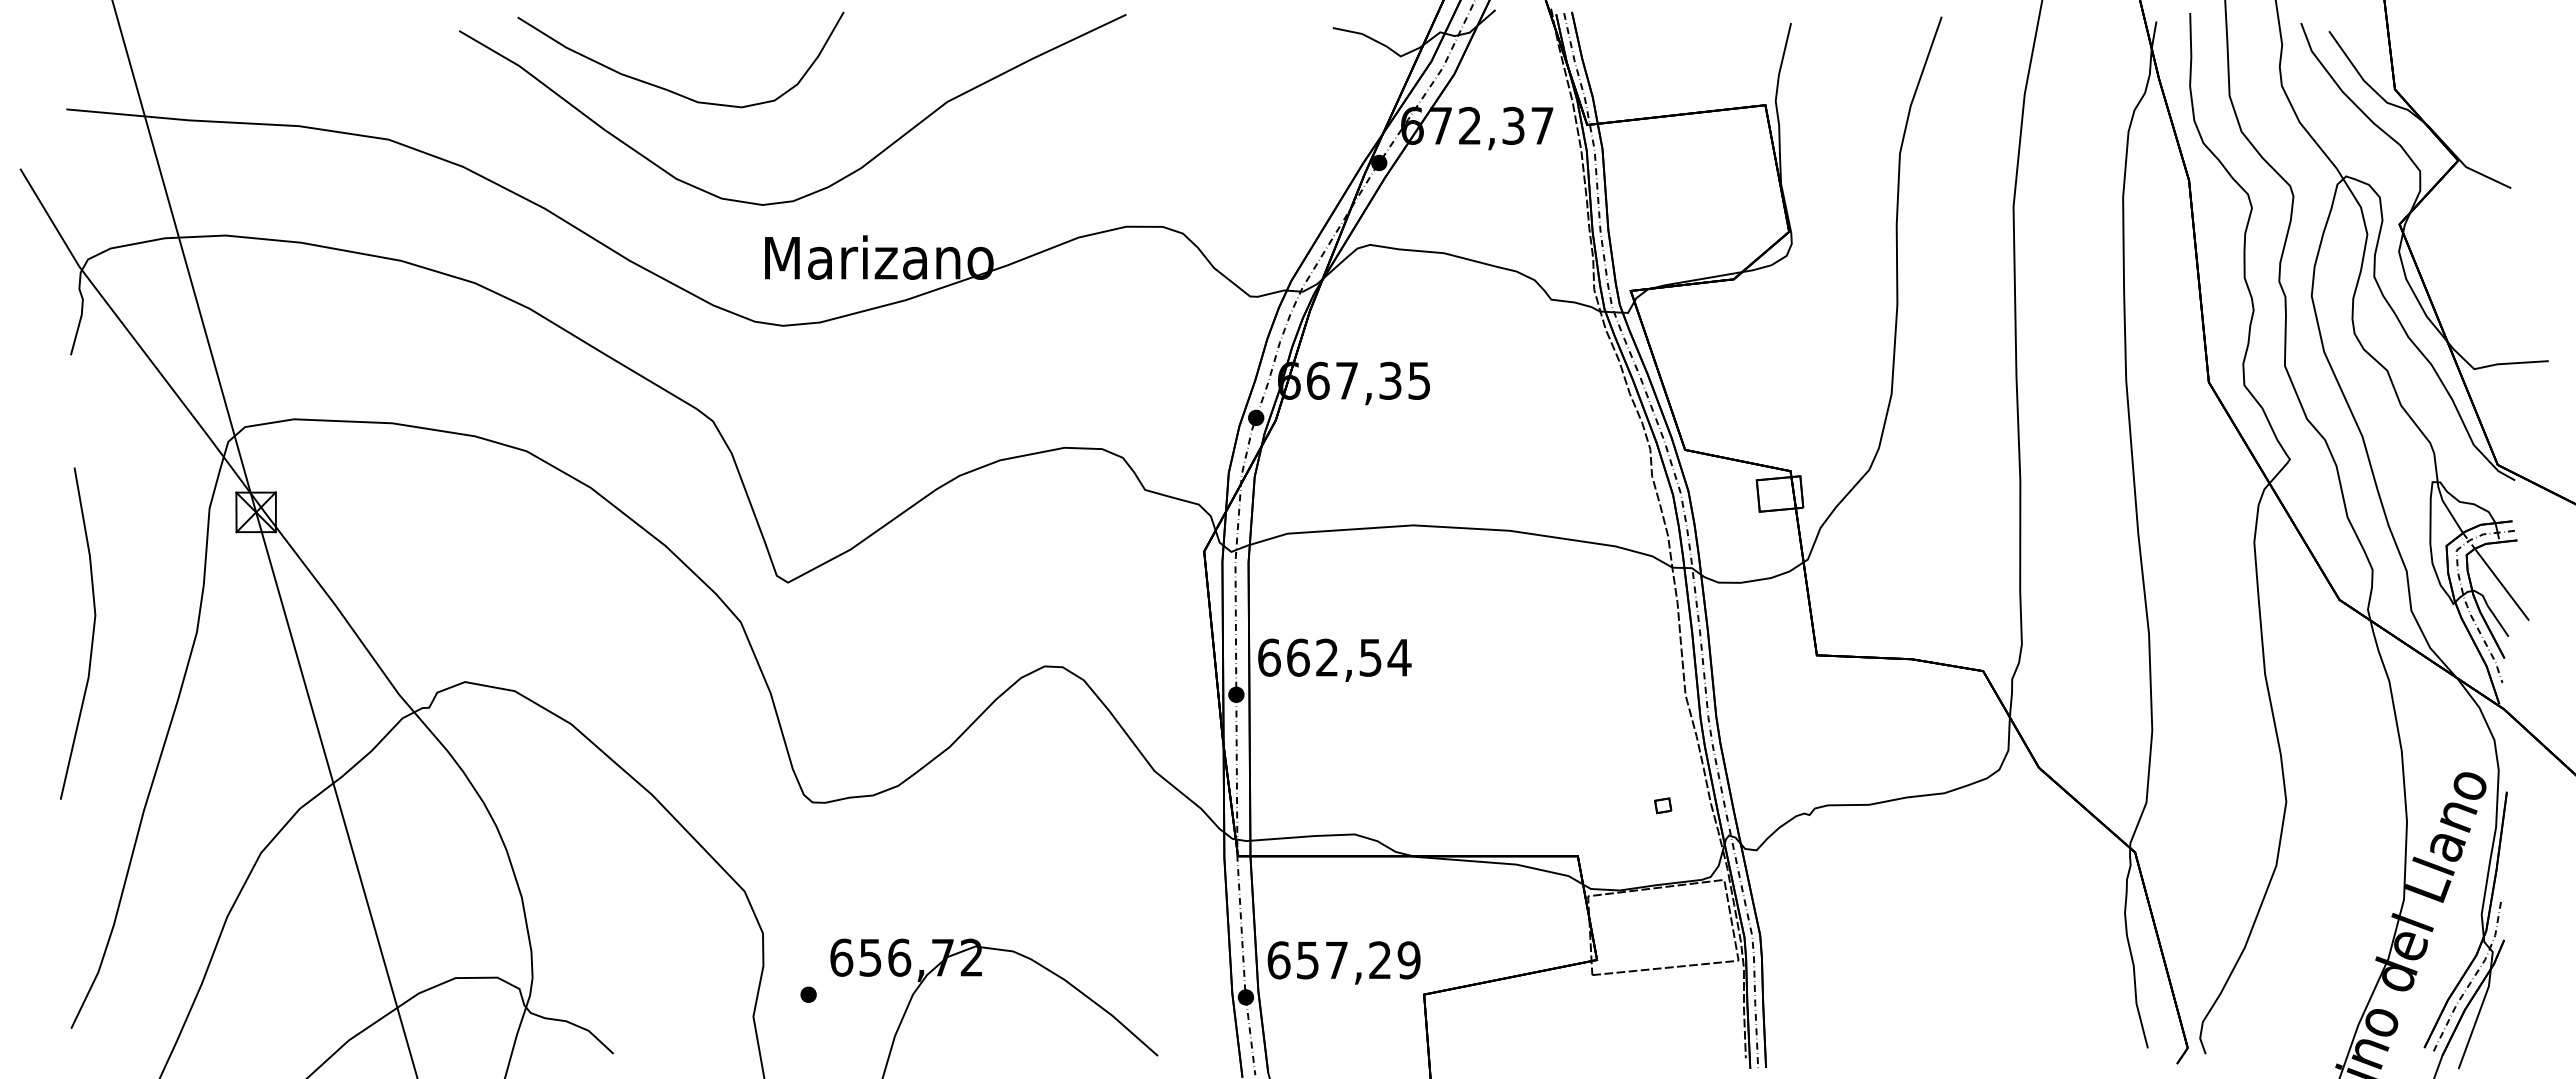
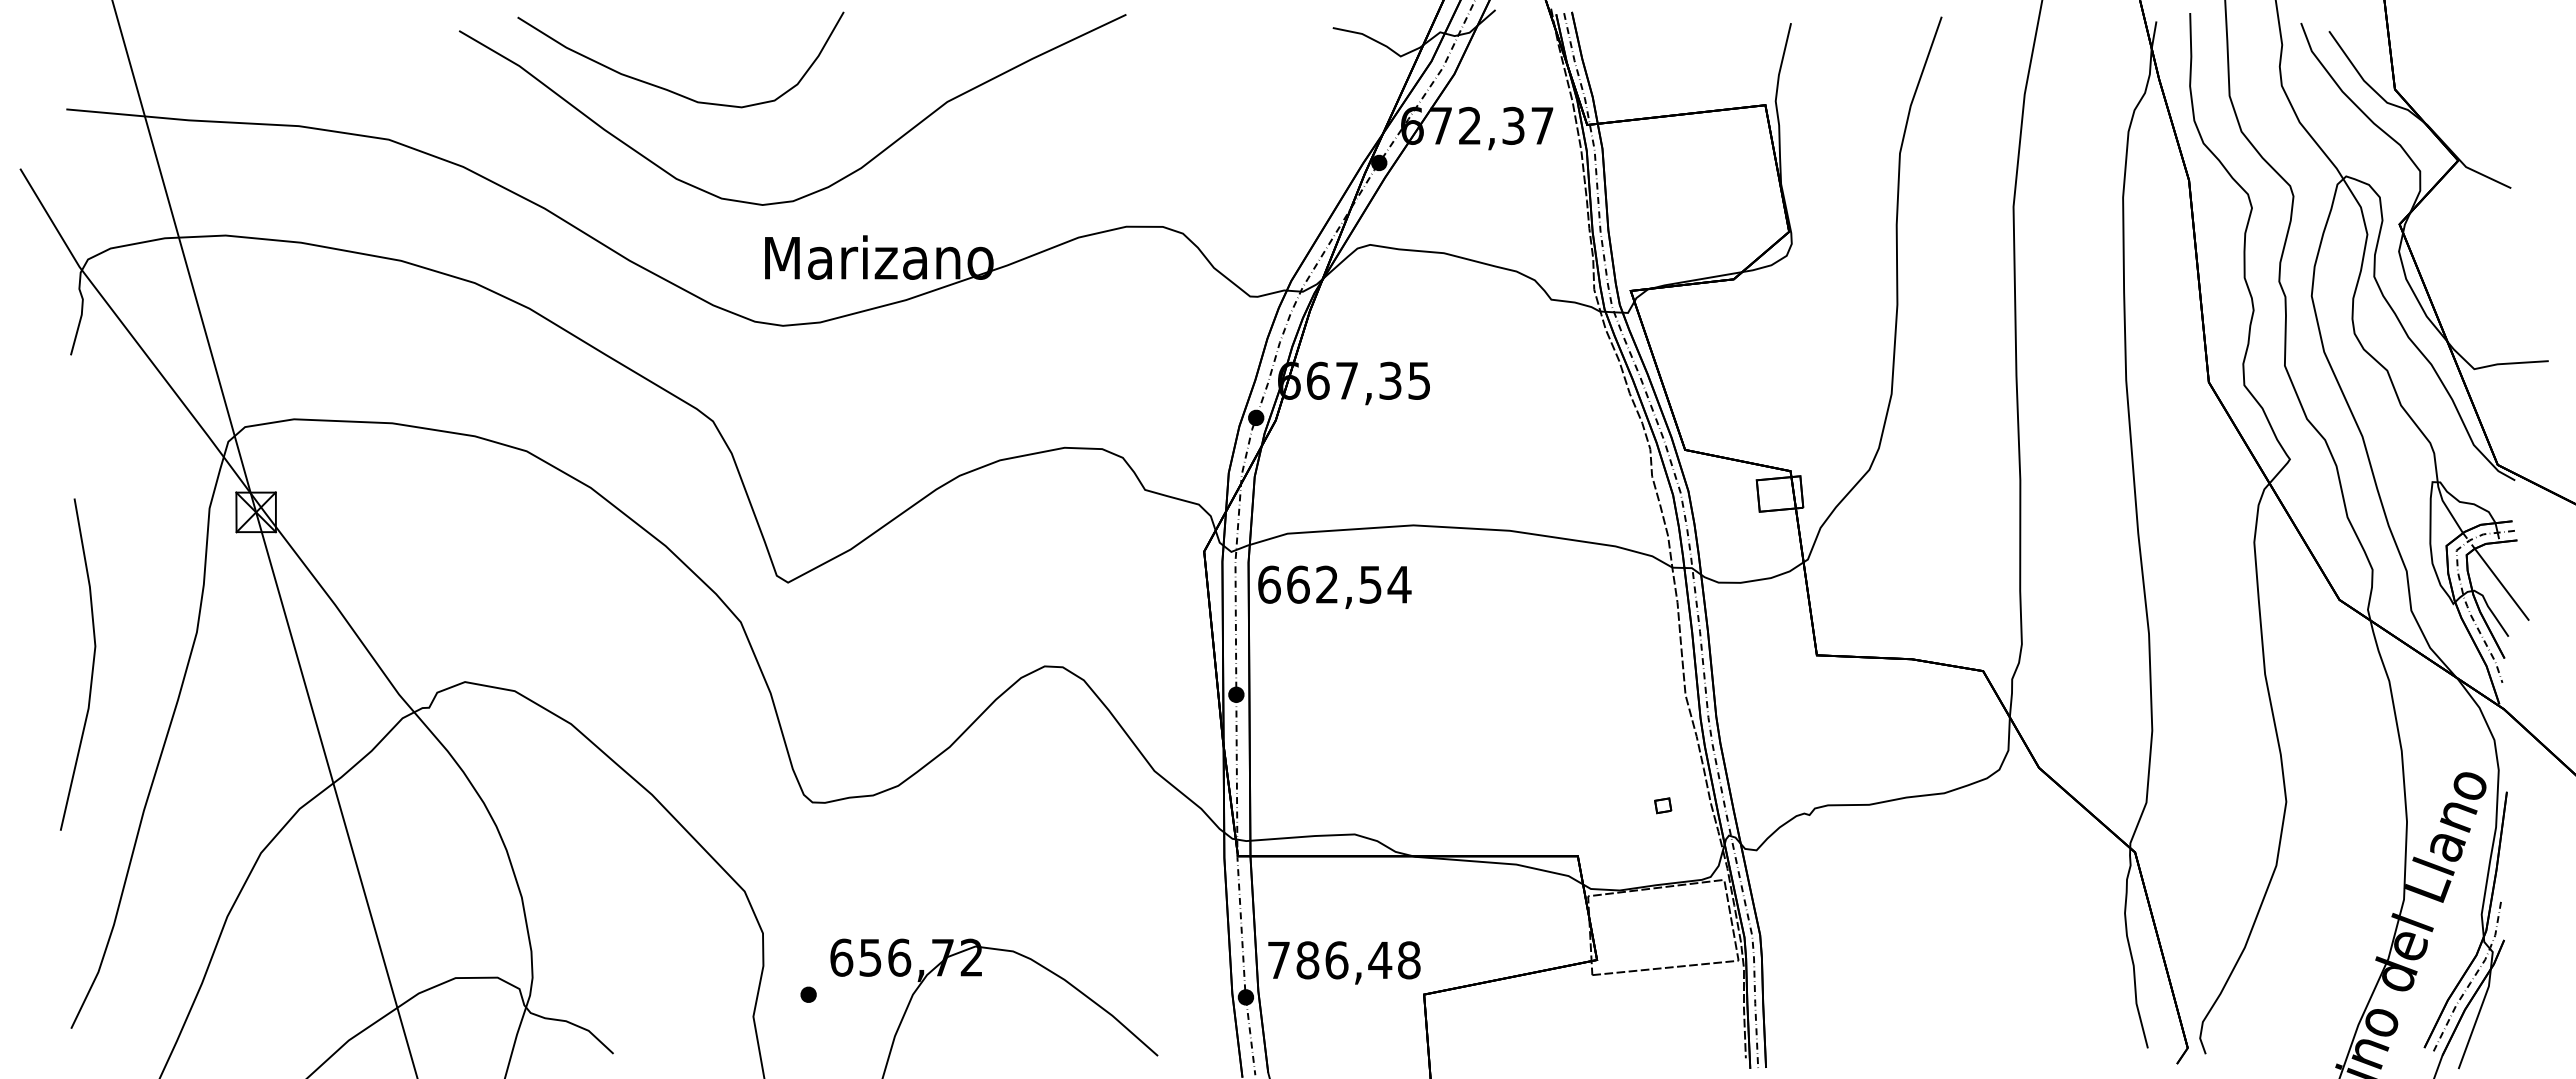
line position: (92, 633) -> (92, 664) (92, 664)
text position: (1334, 659) -> (1334, 586) (1334, 586)
text: 657,29 -> 786,48 (1343, 960)
